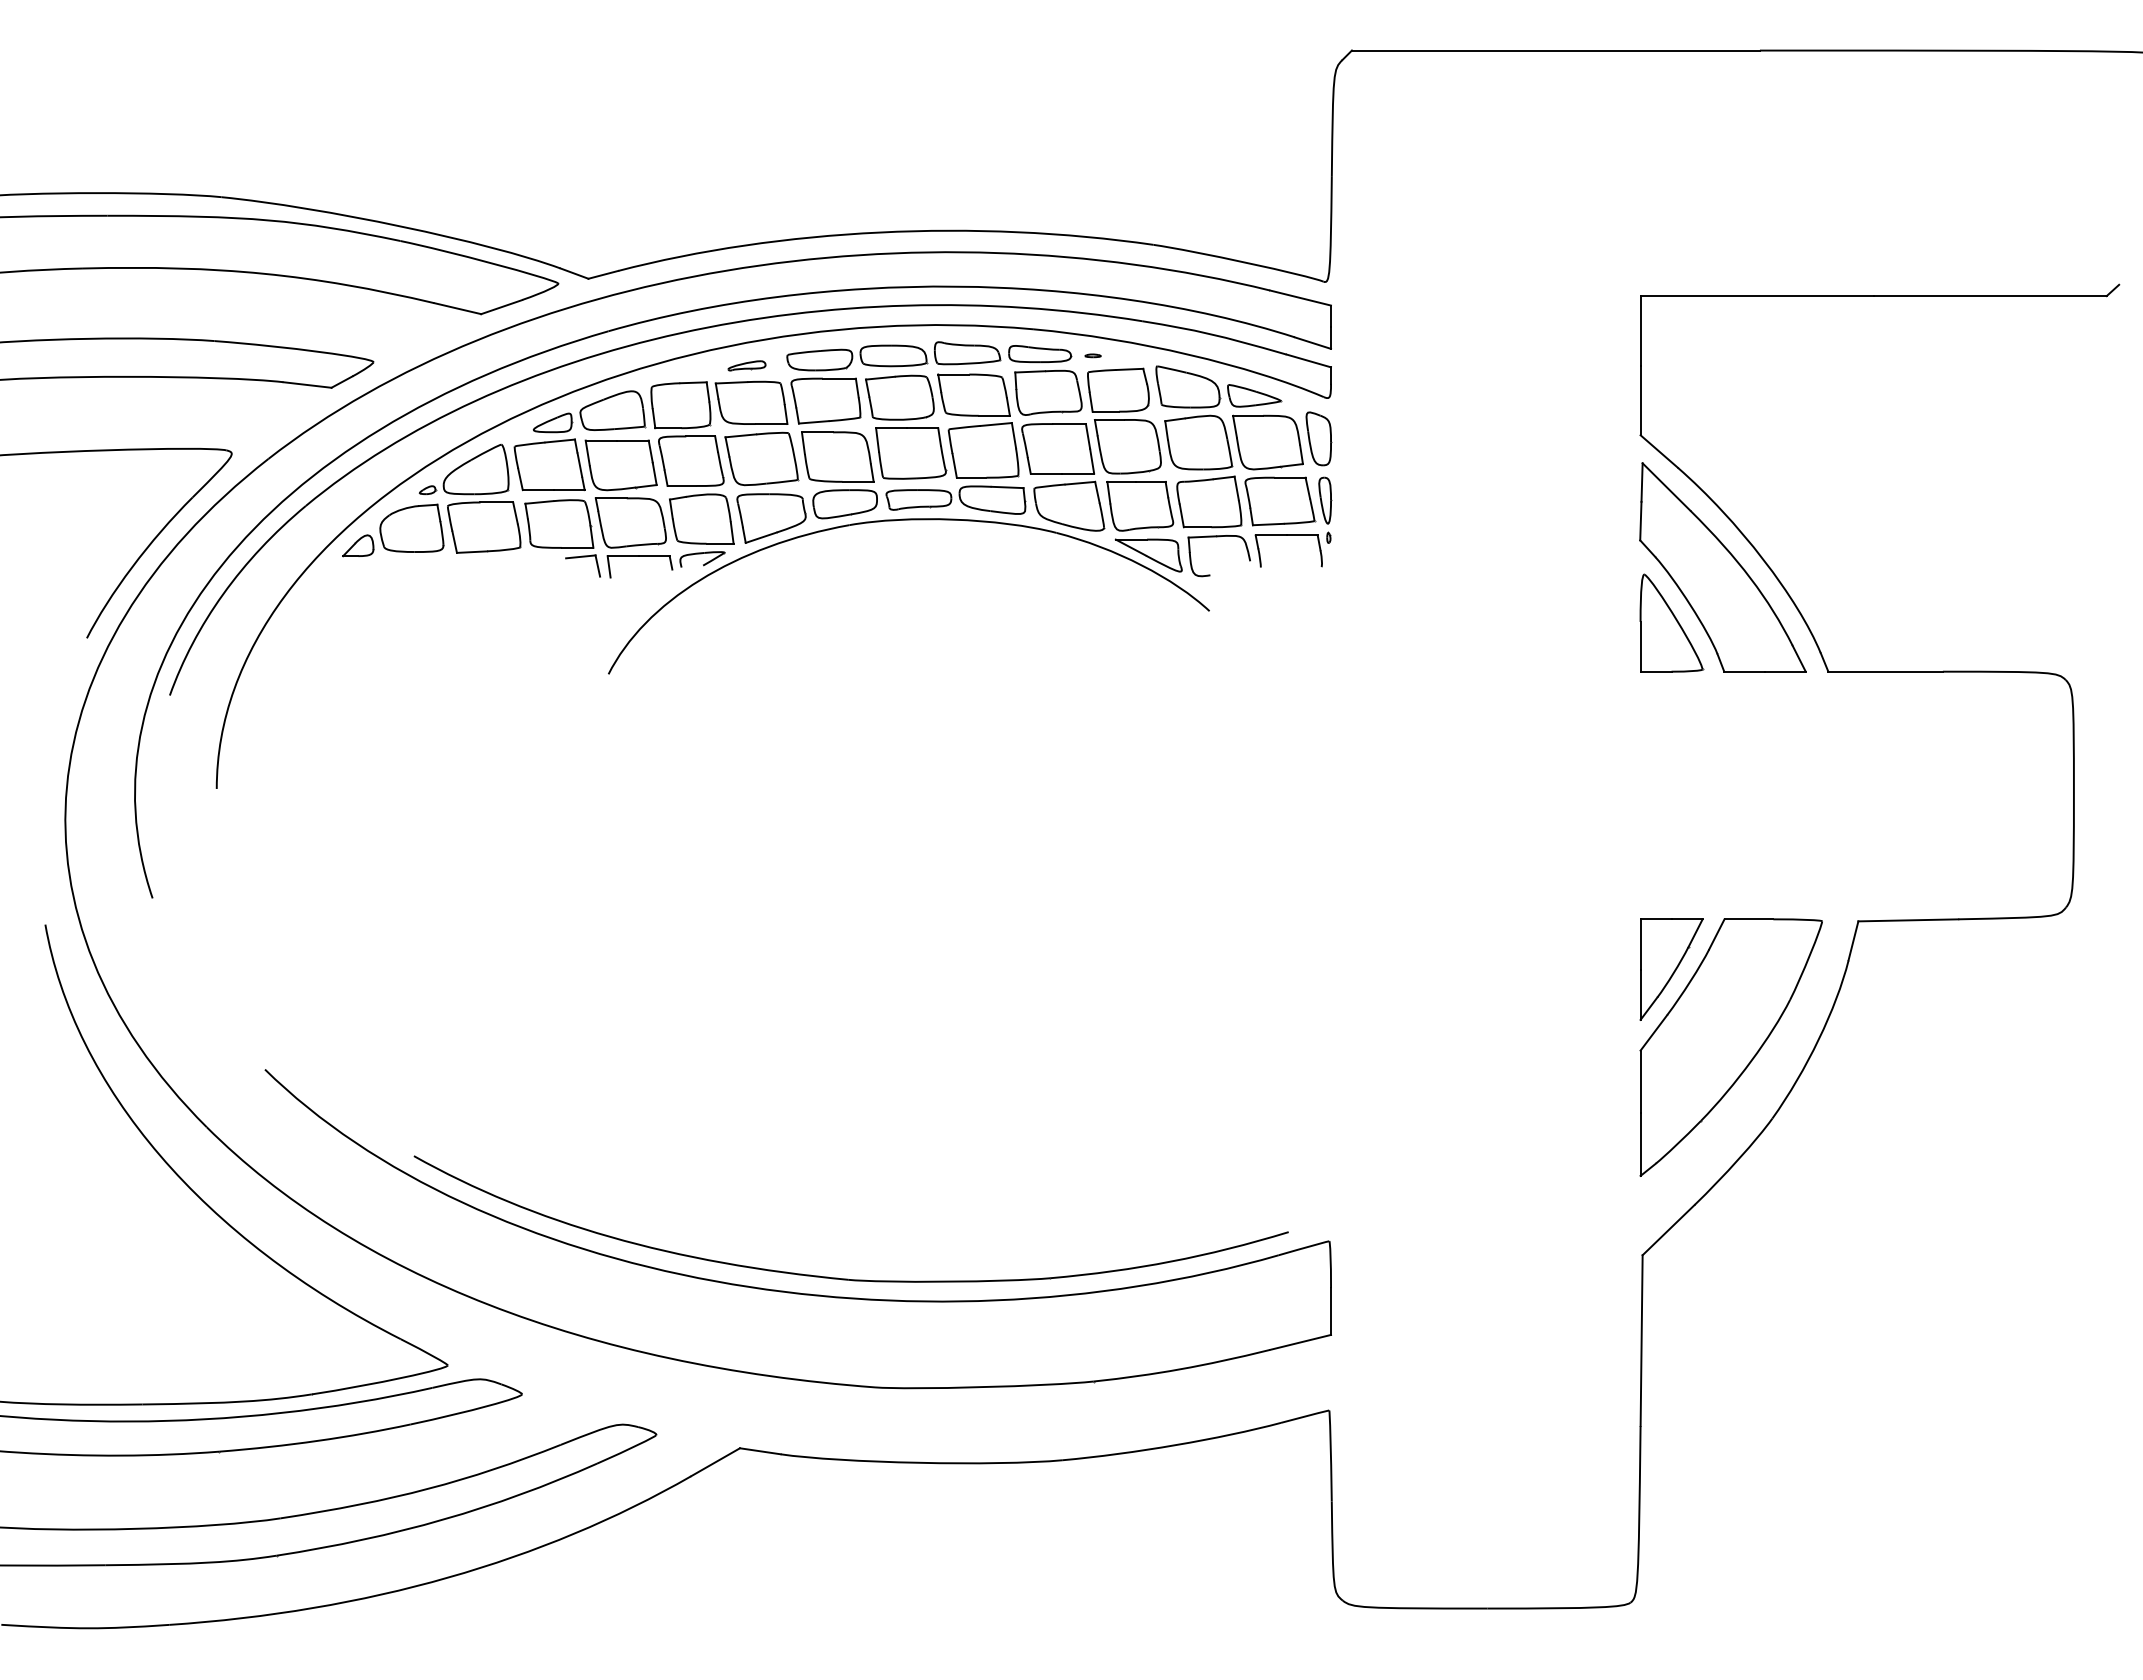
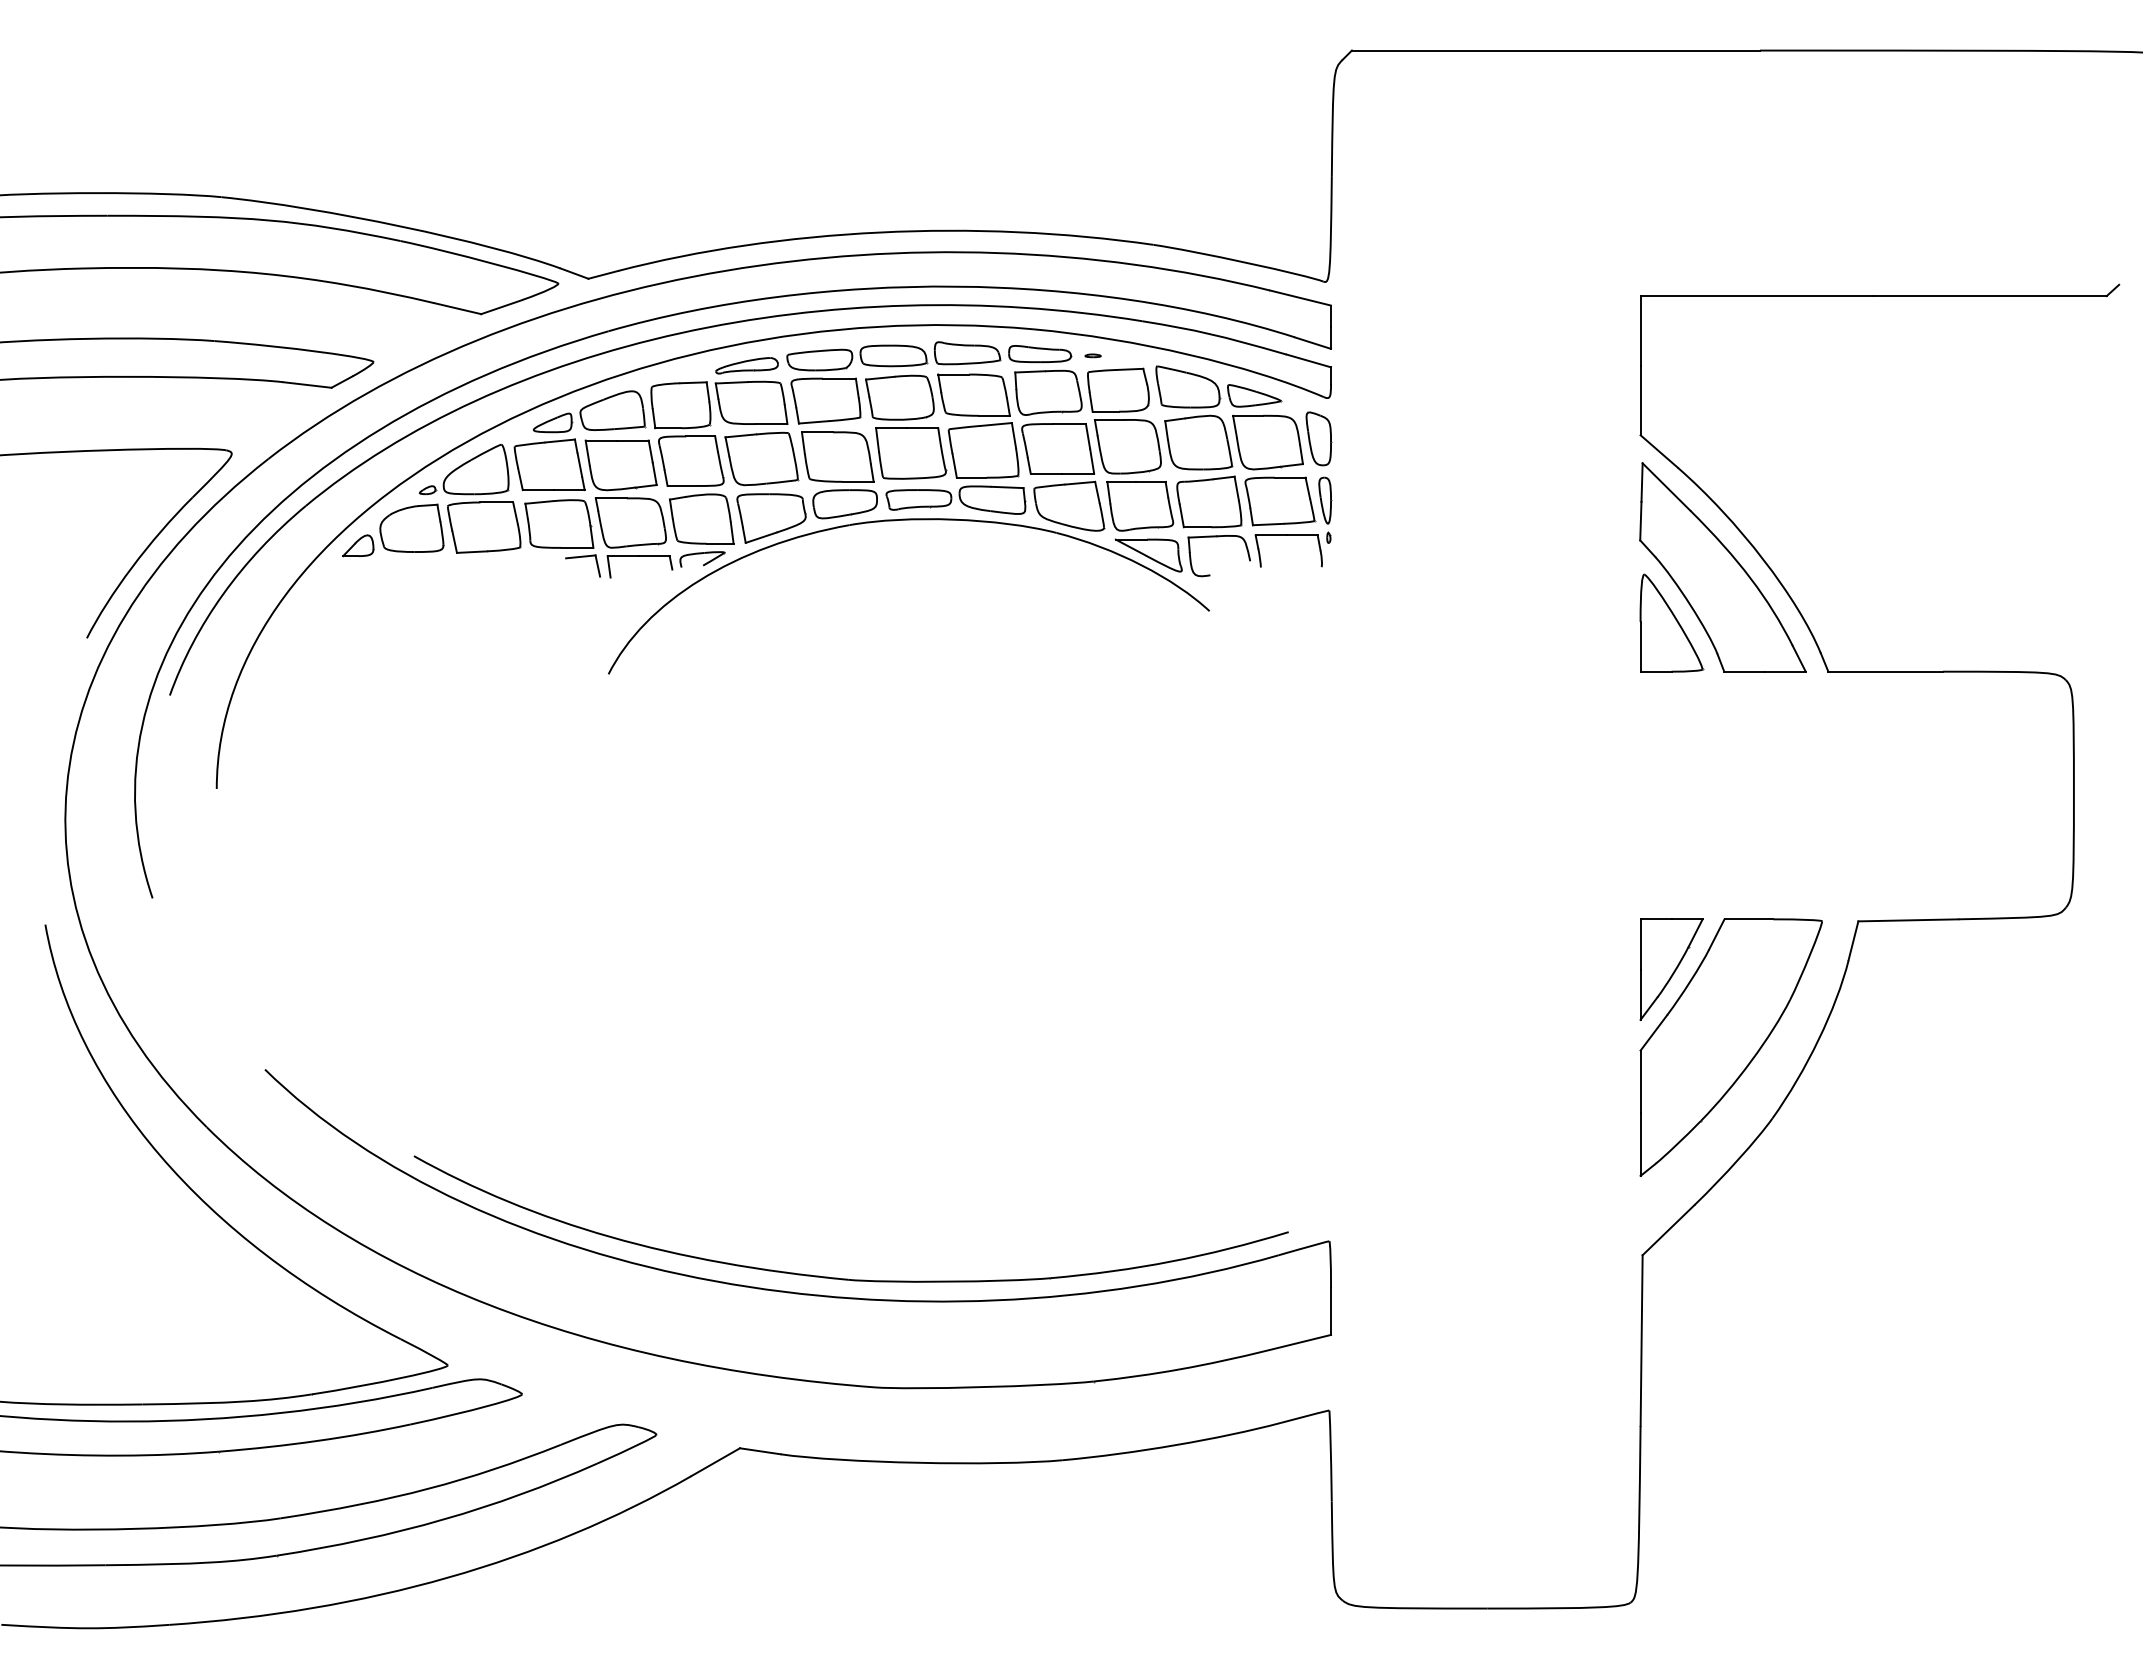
part size: 40x12 px -> 64x18 px (746, 365)
